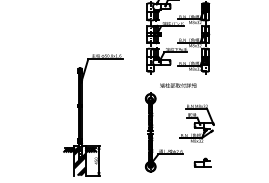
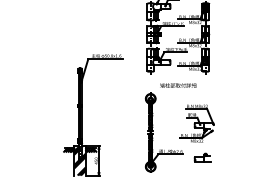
part position: (202, 162) -> (202, 157) (202, 157)
